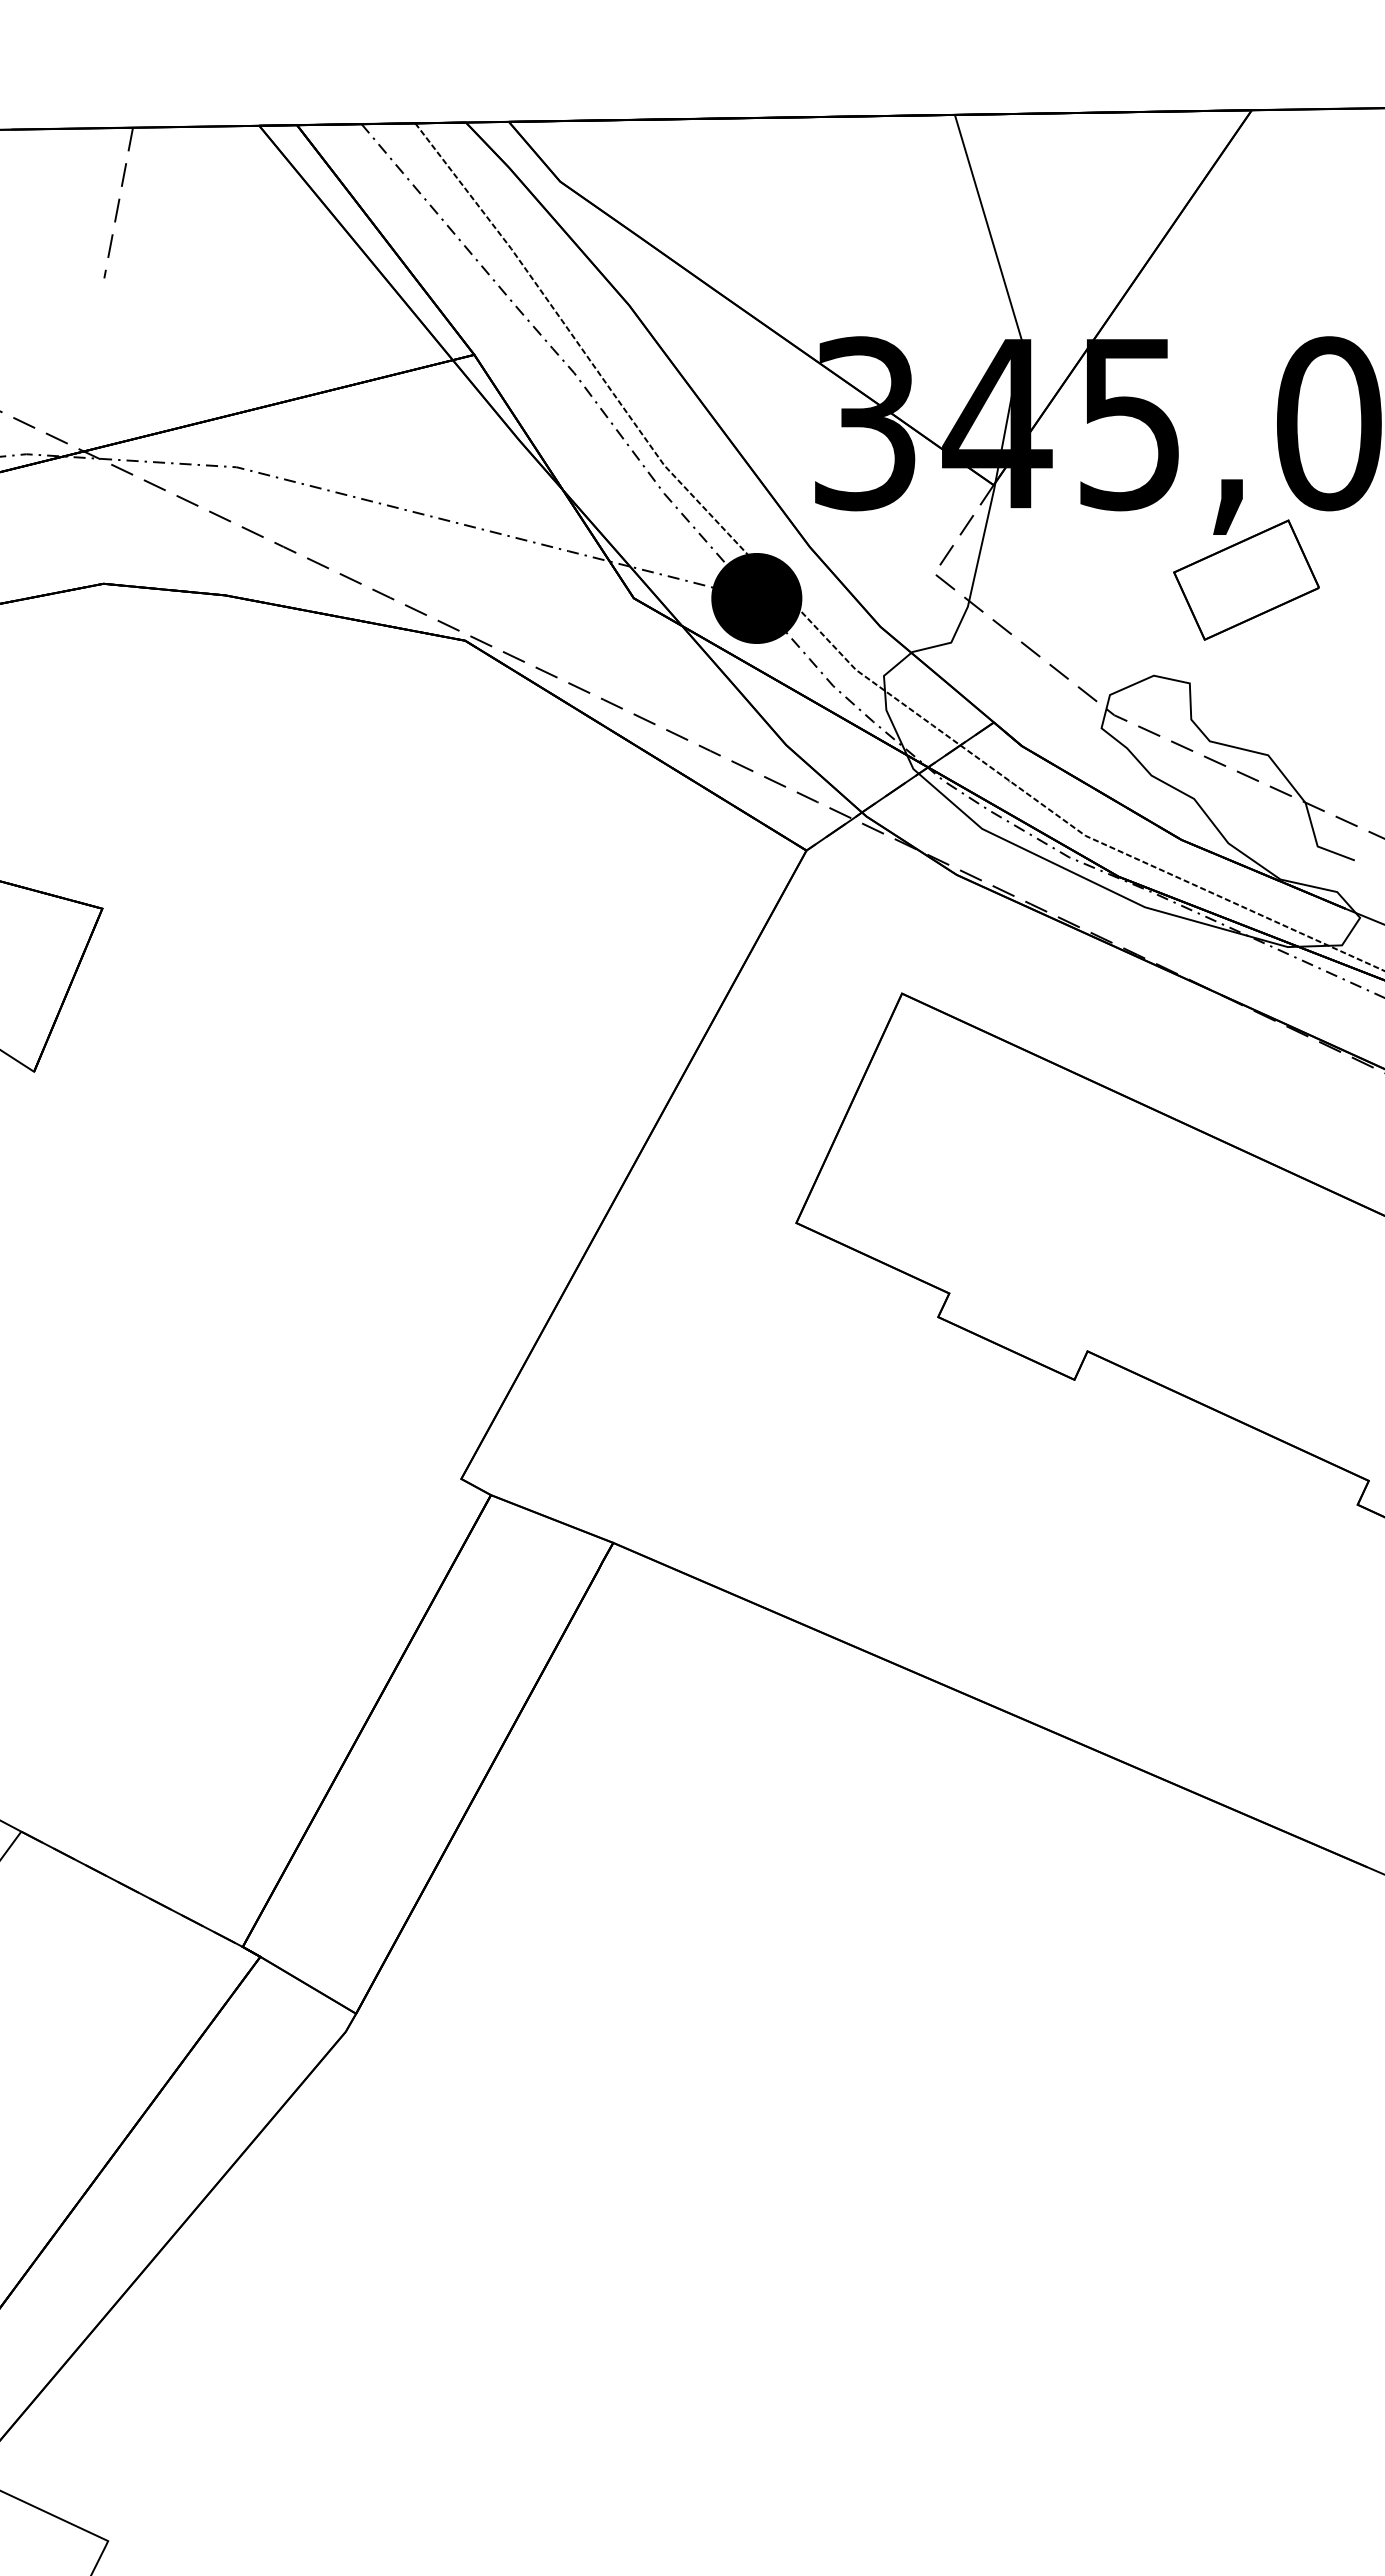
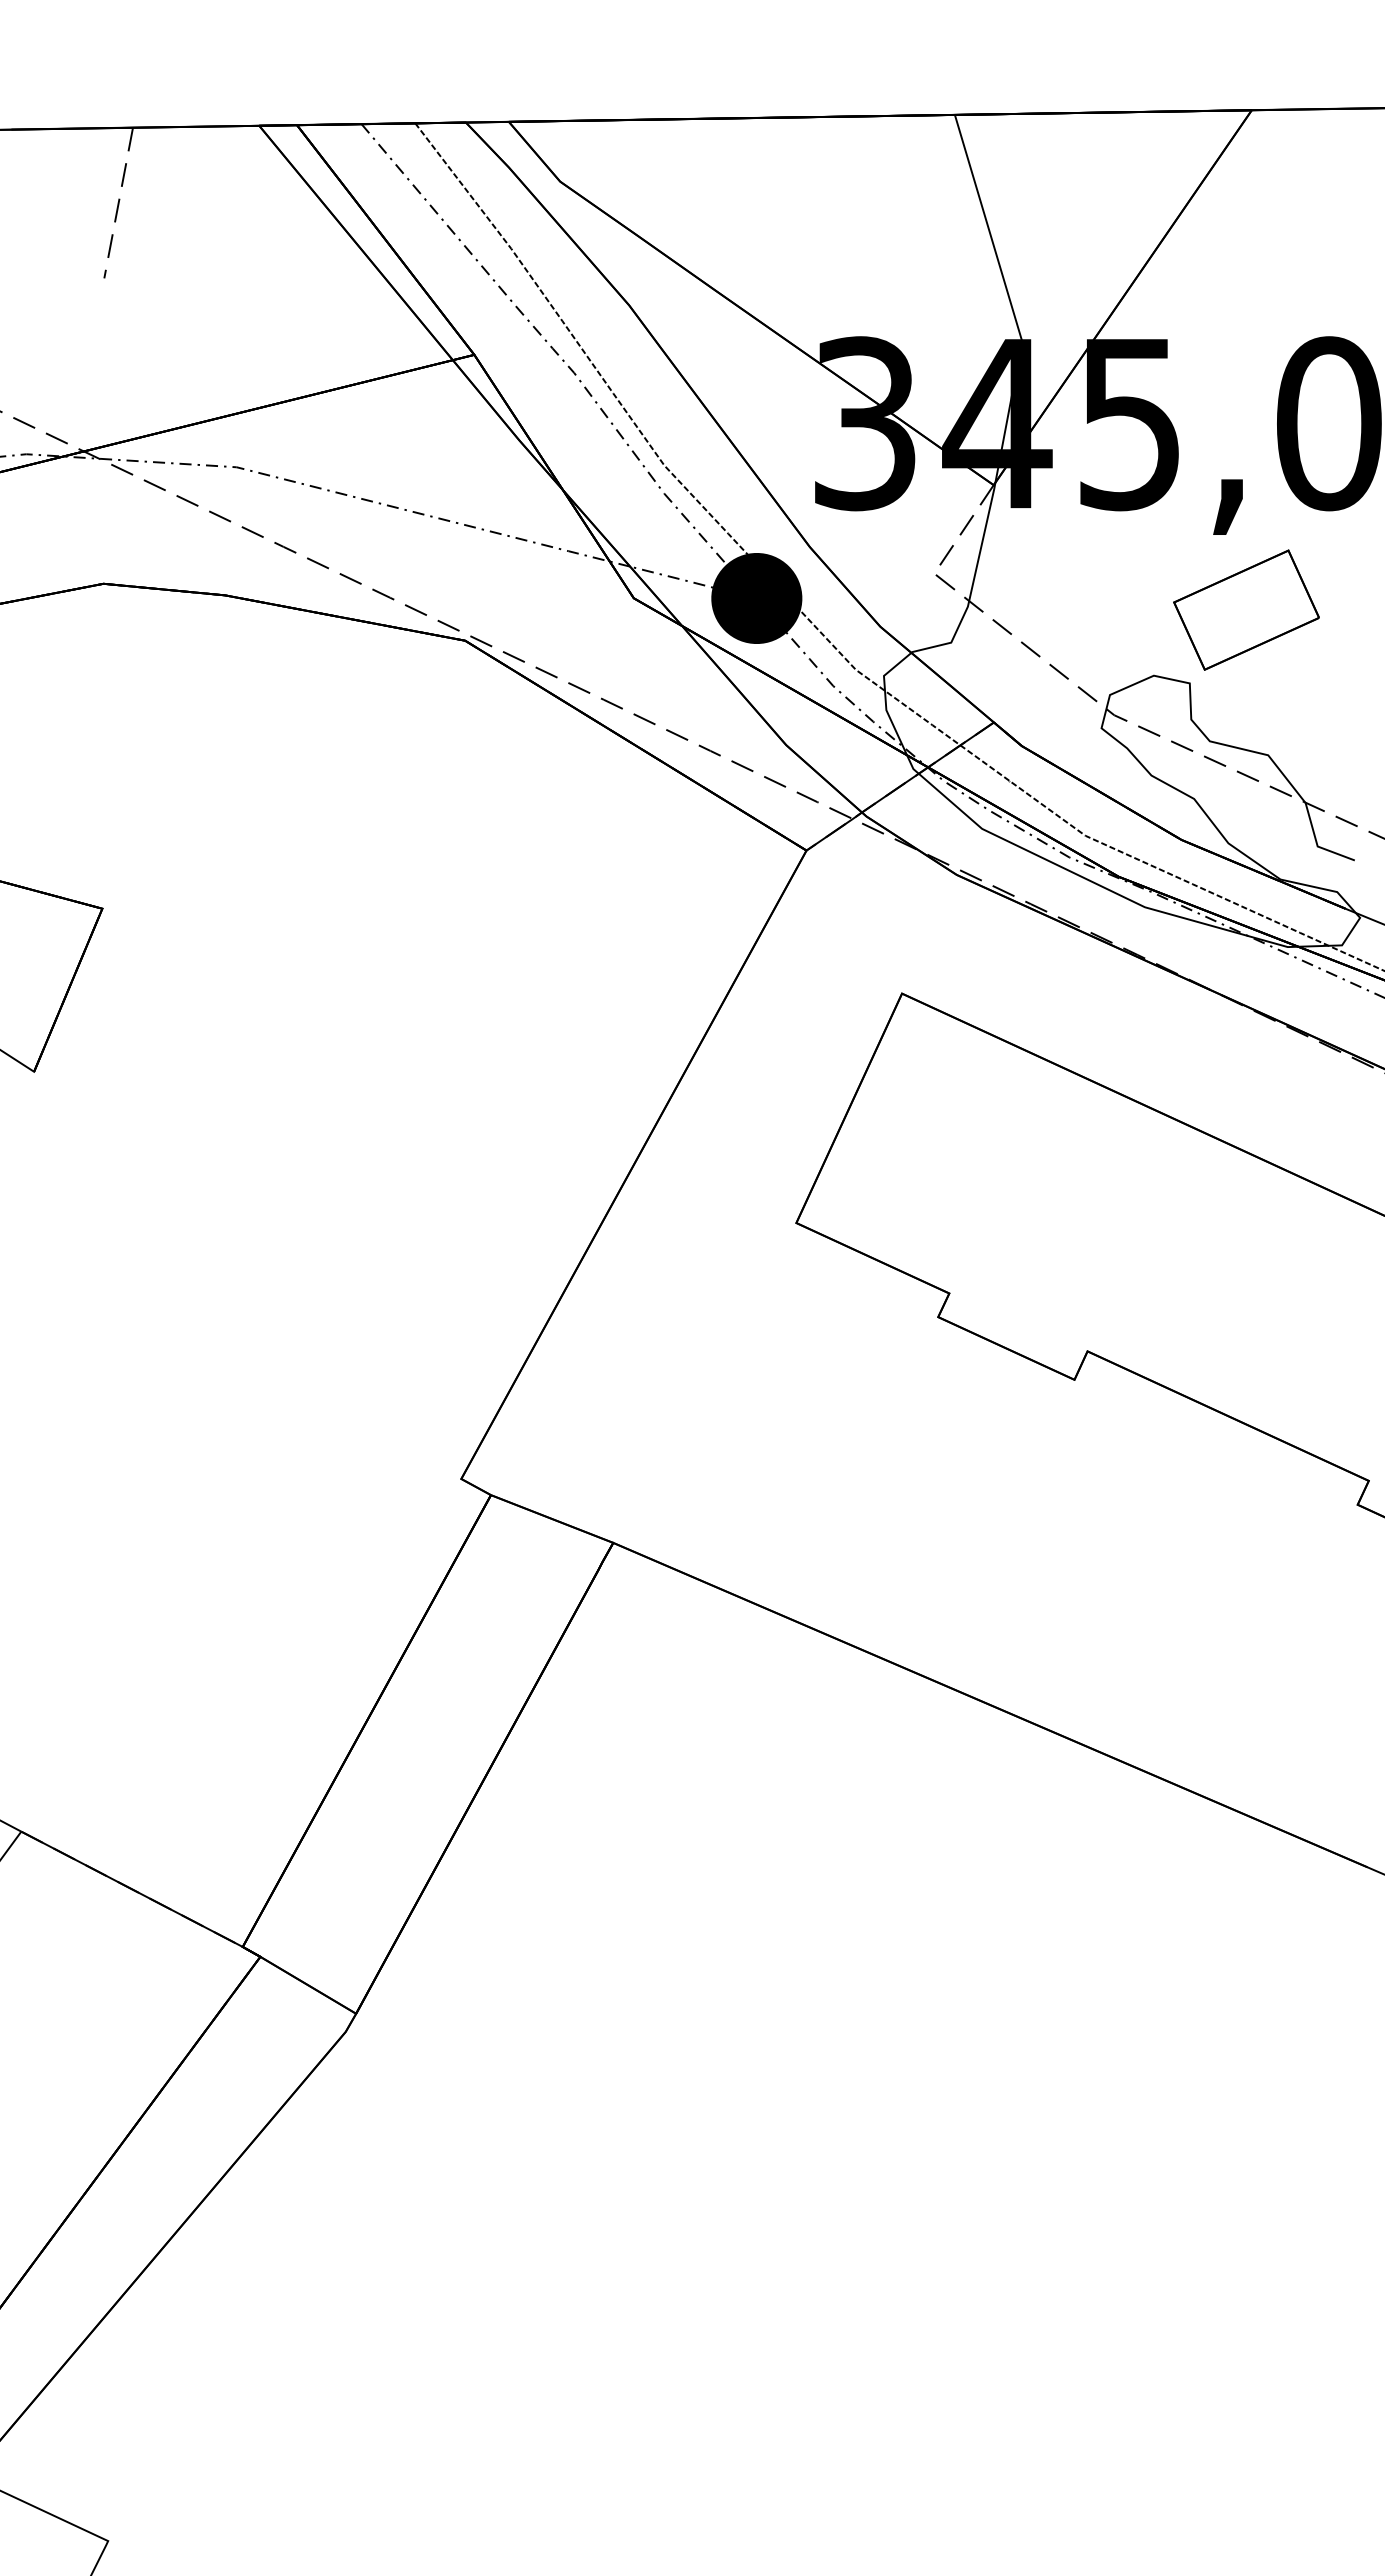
part position: (1246, 579) -> (1246, 609) (1246, 609)
